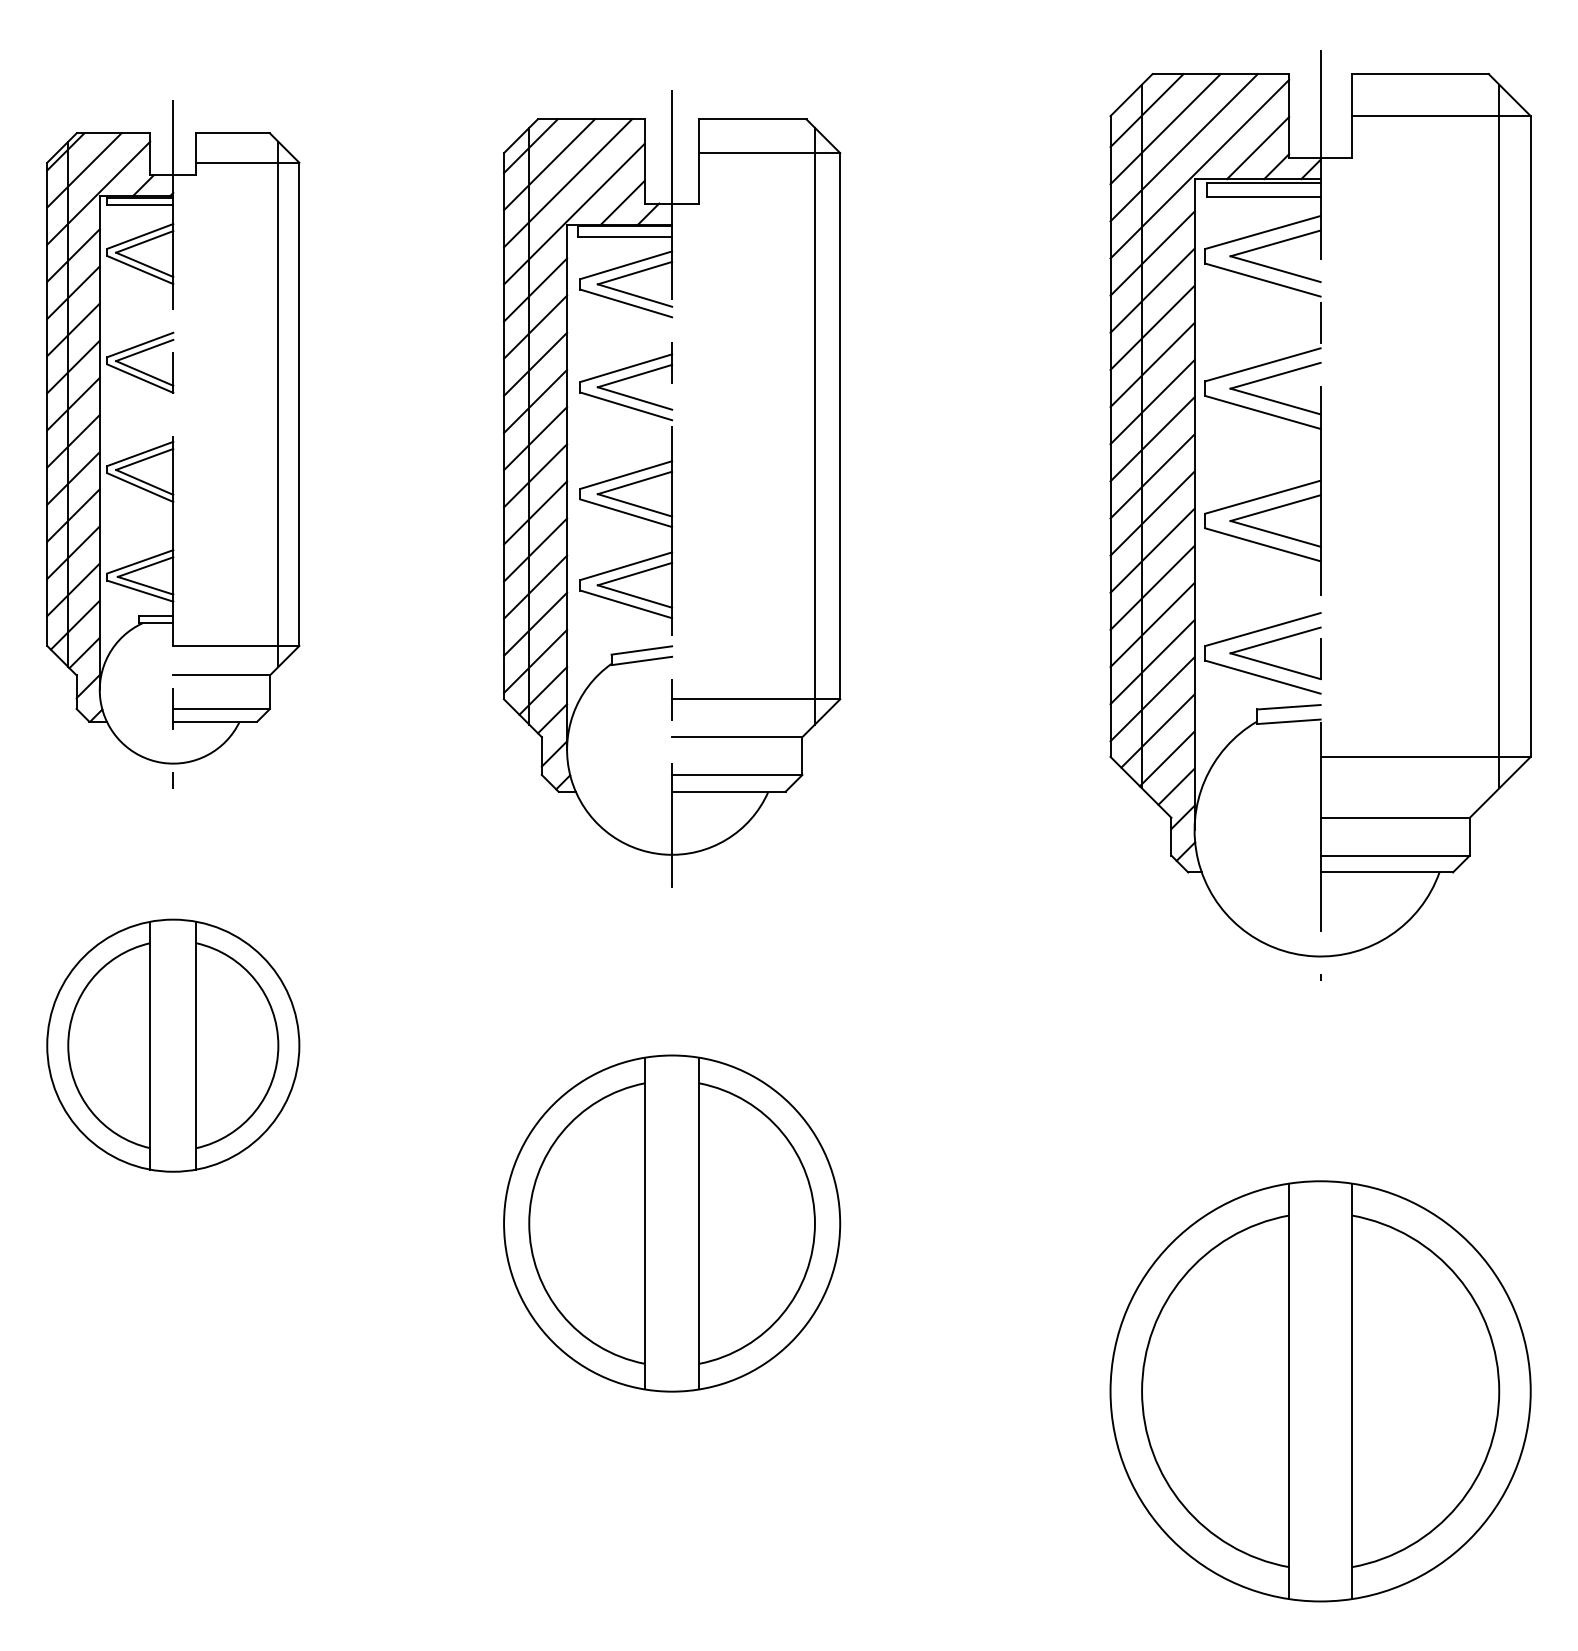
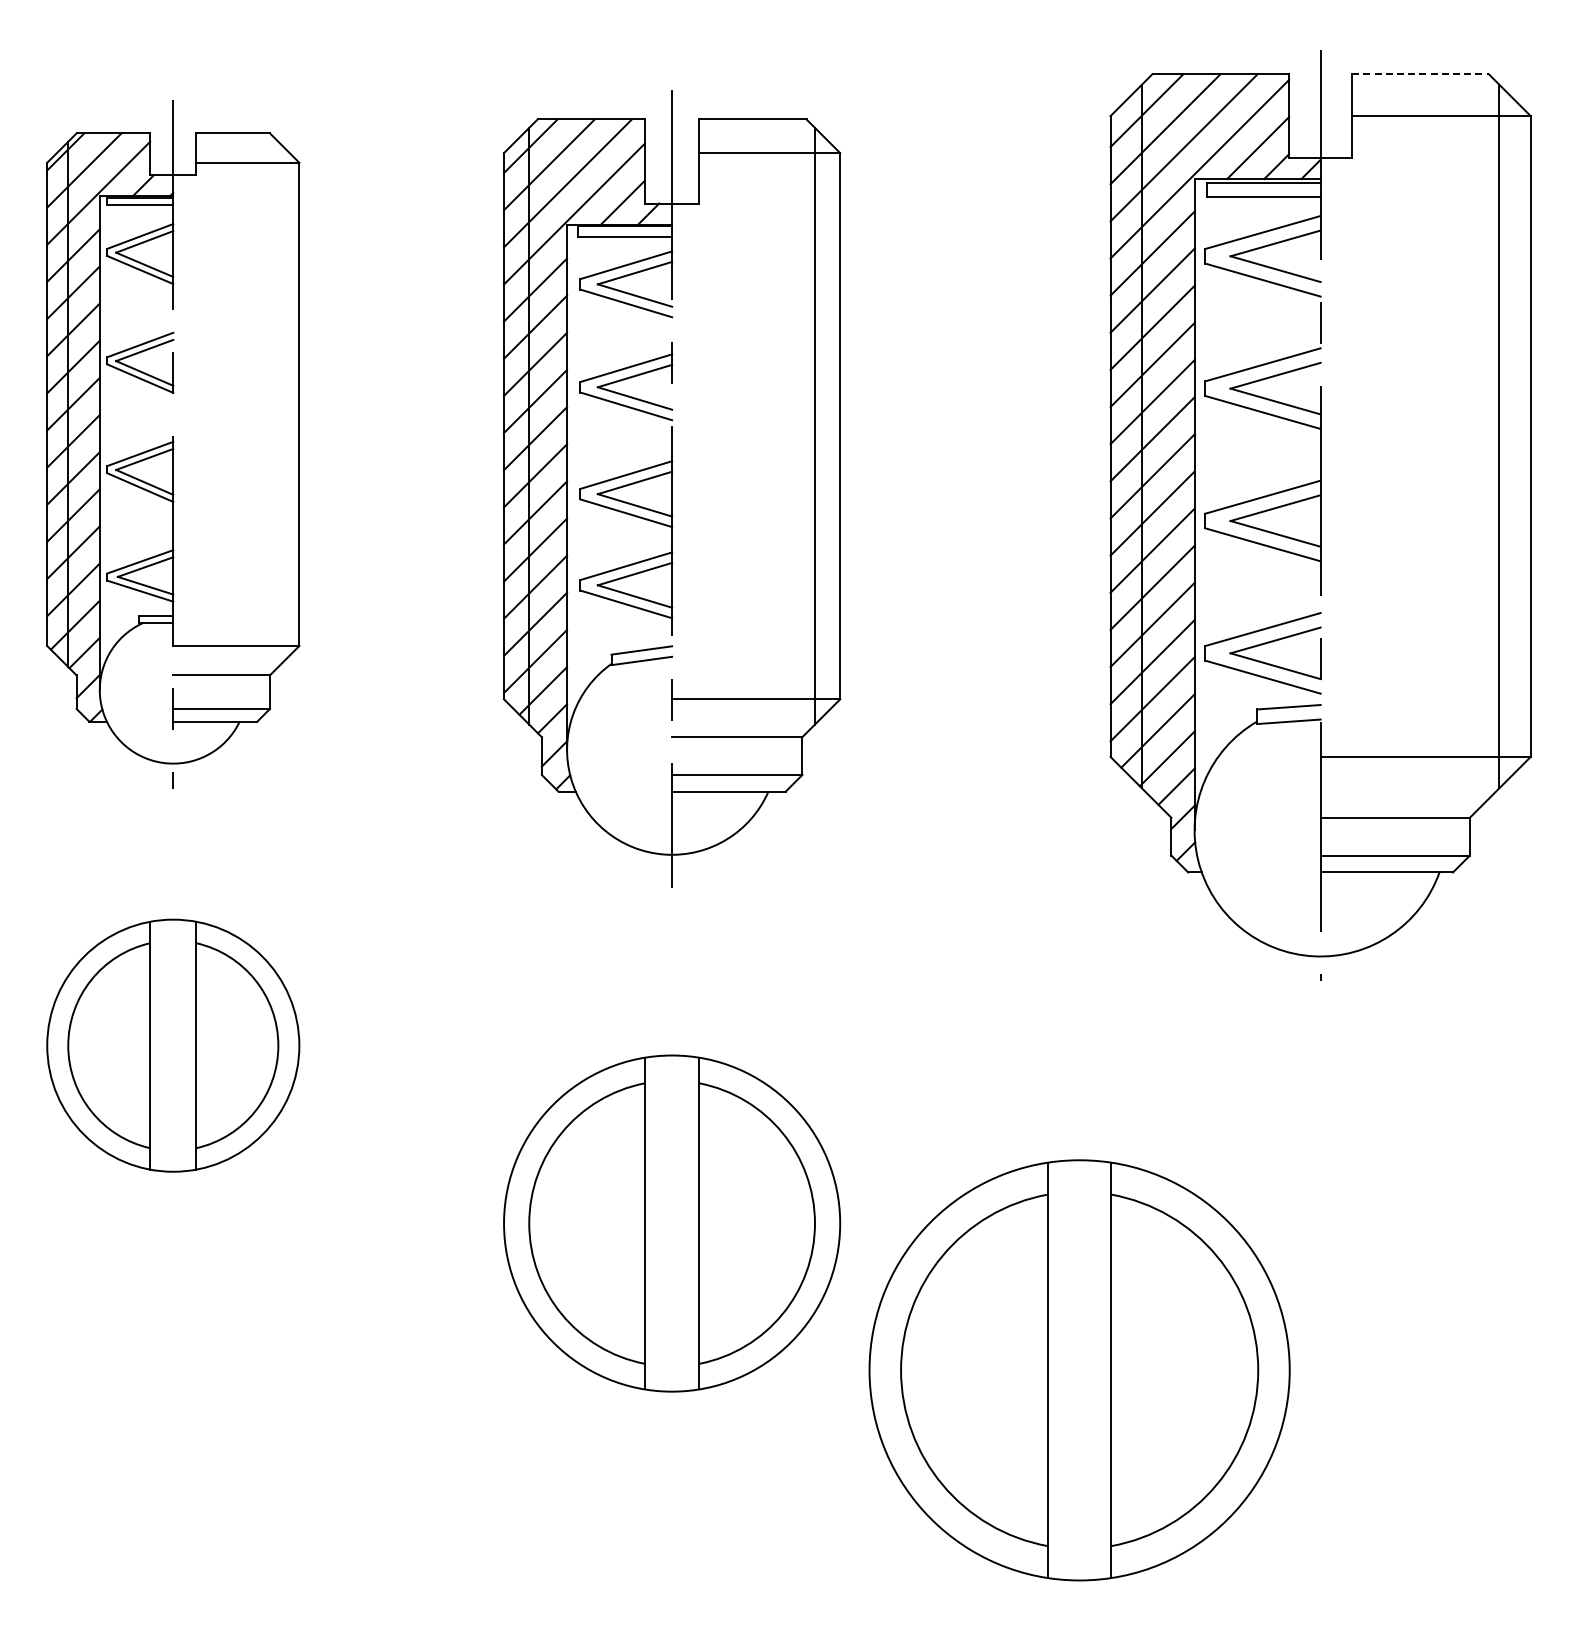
line: solid -> dashed (1420, 74)
line: present -> none (278, 404)
part position: (1320, 1391) -> (1079, 1370) (1079, 1370)
